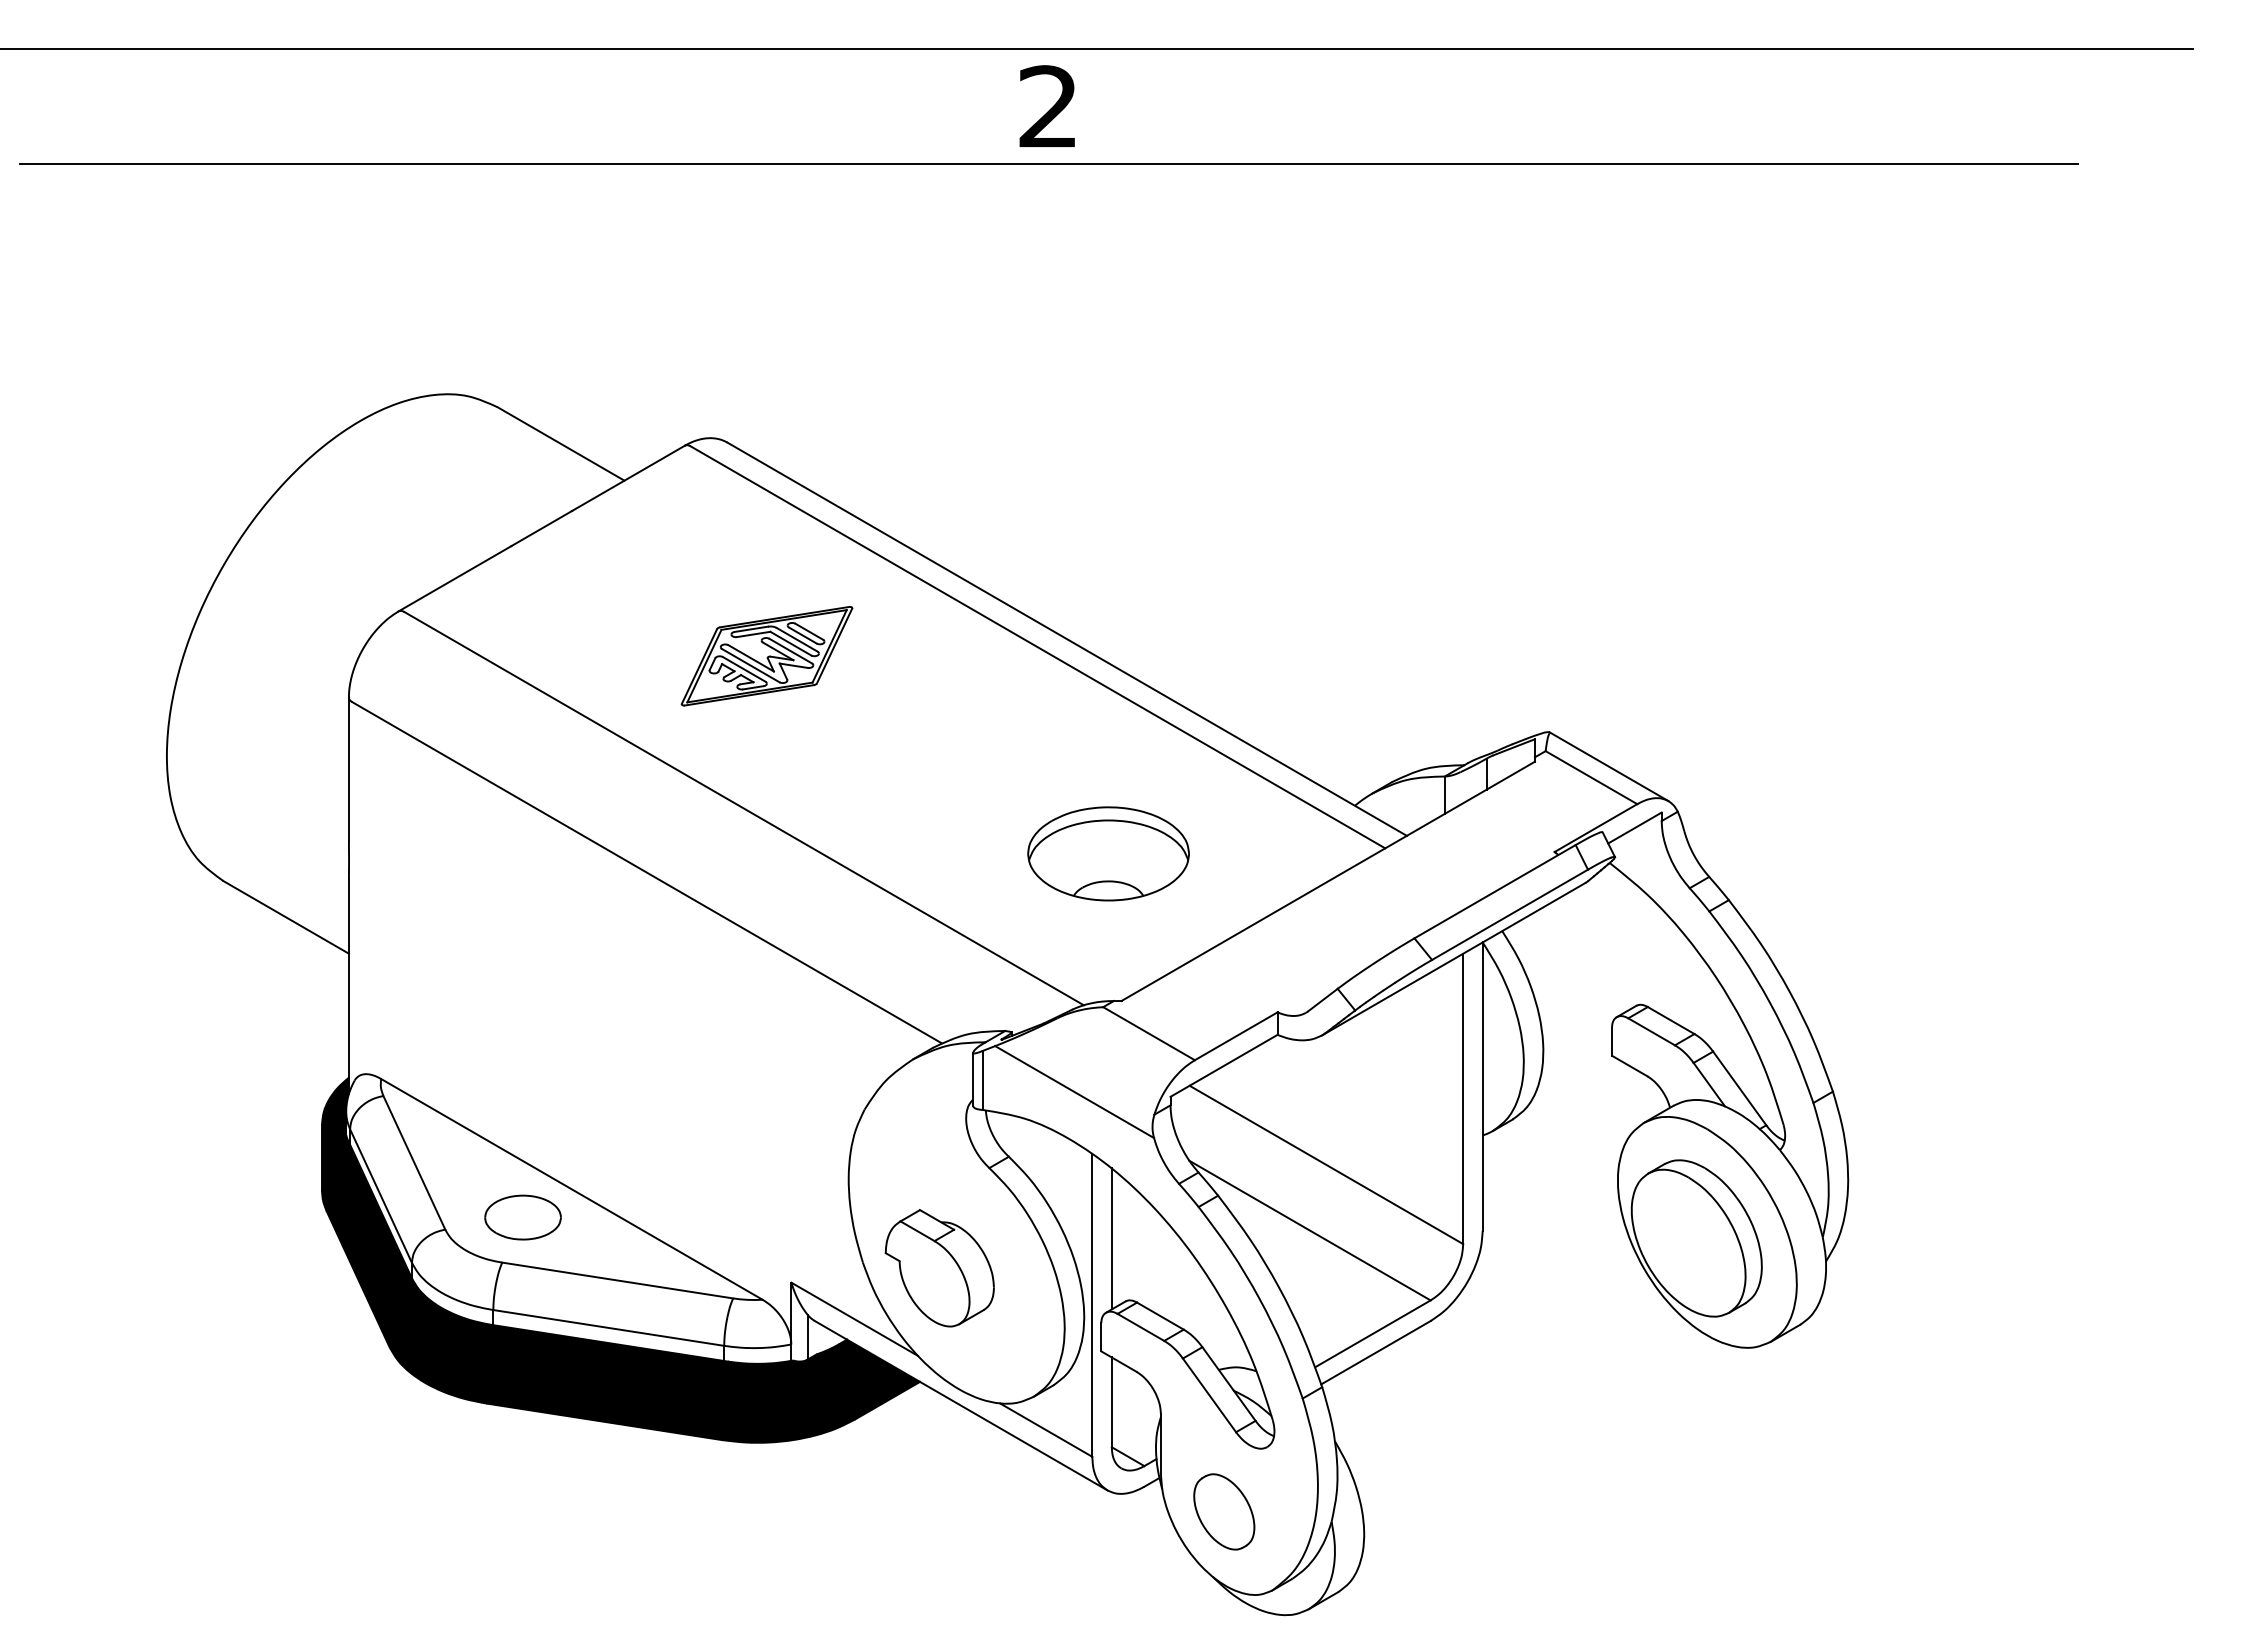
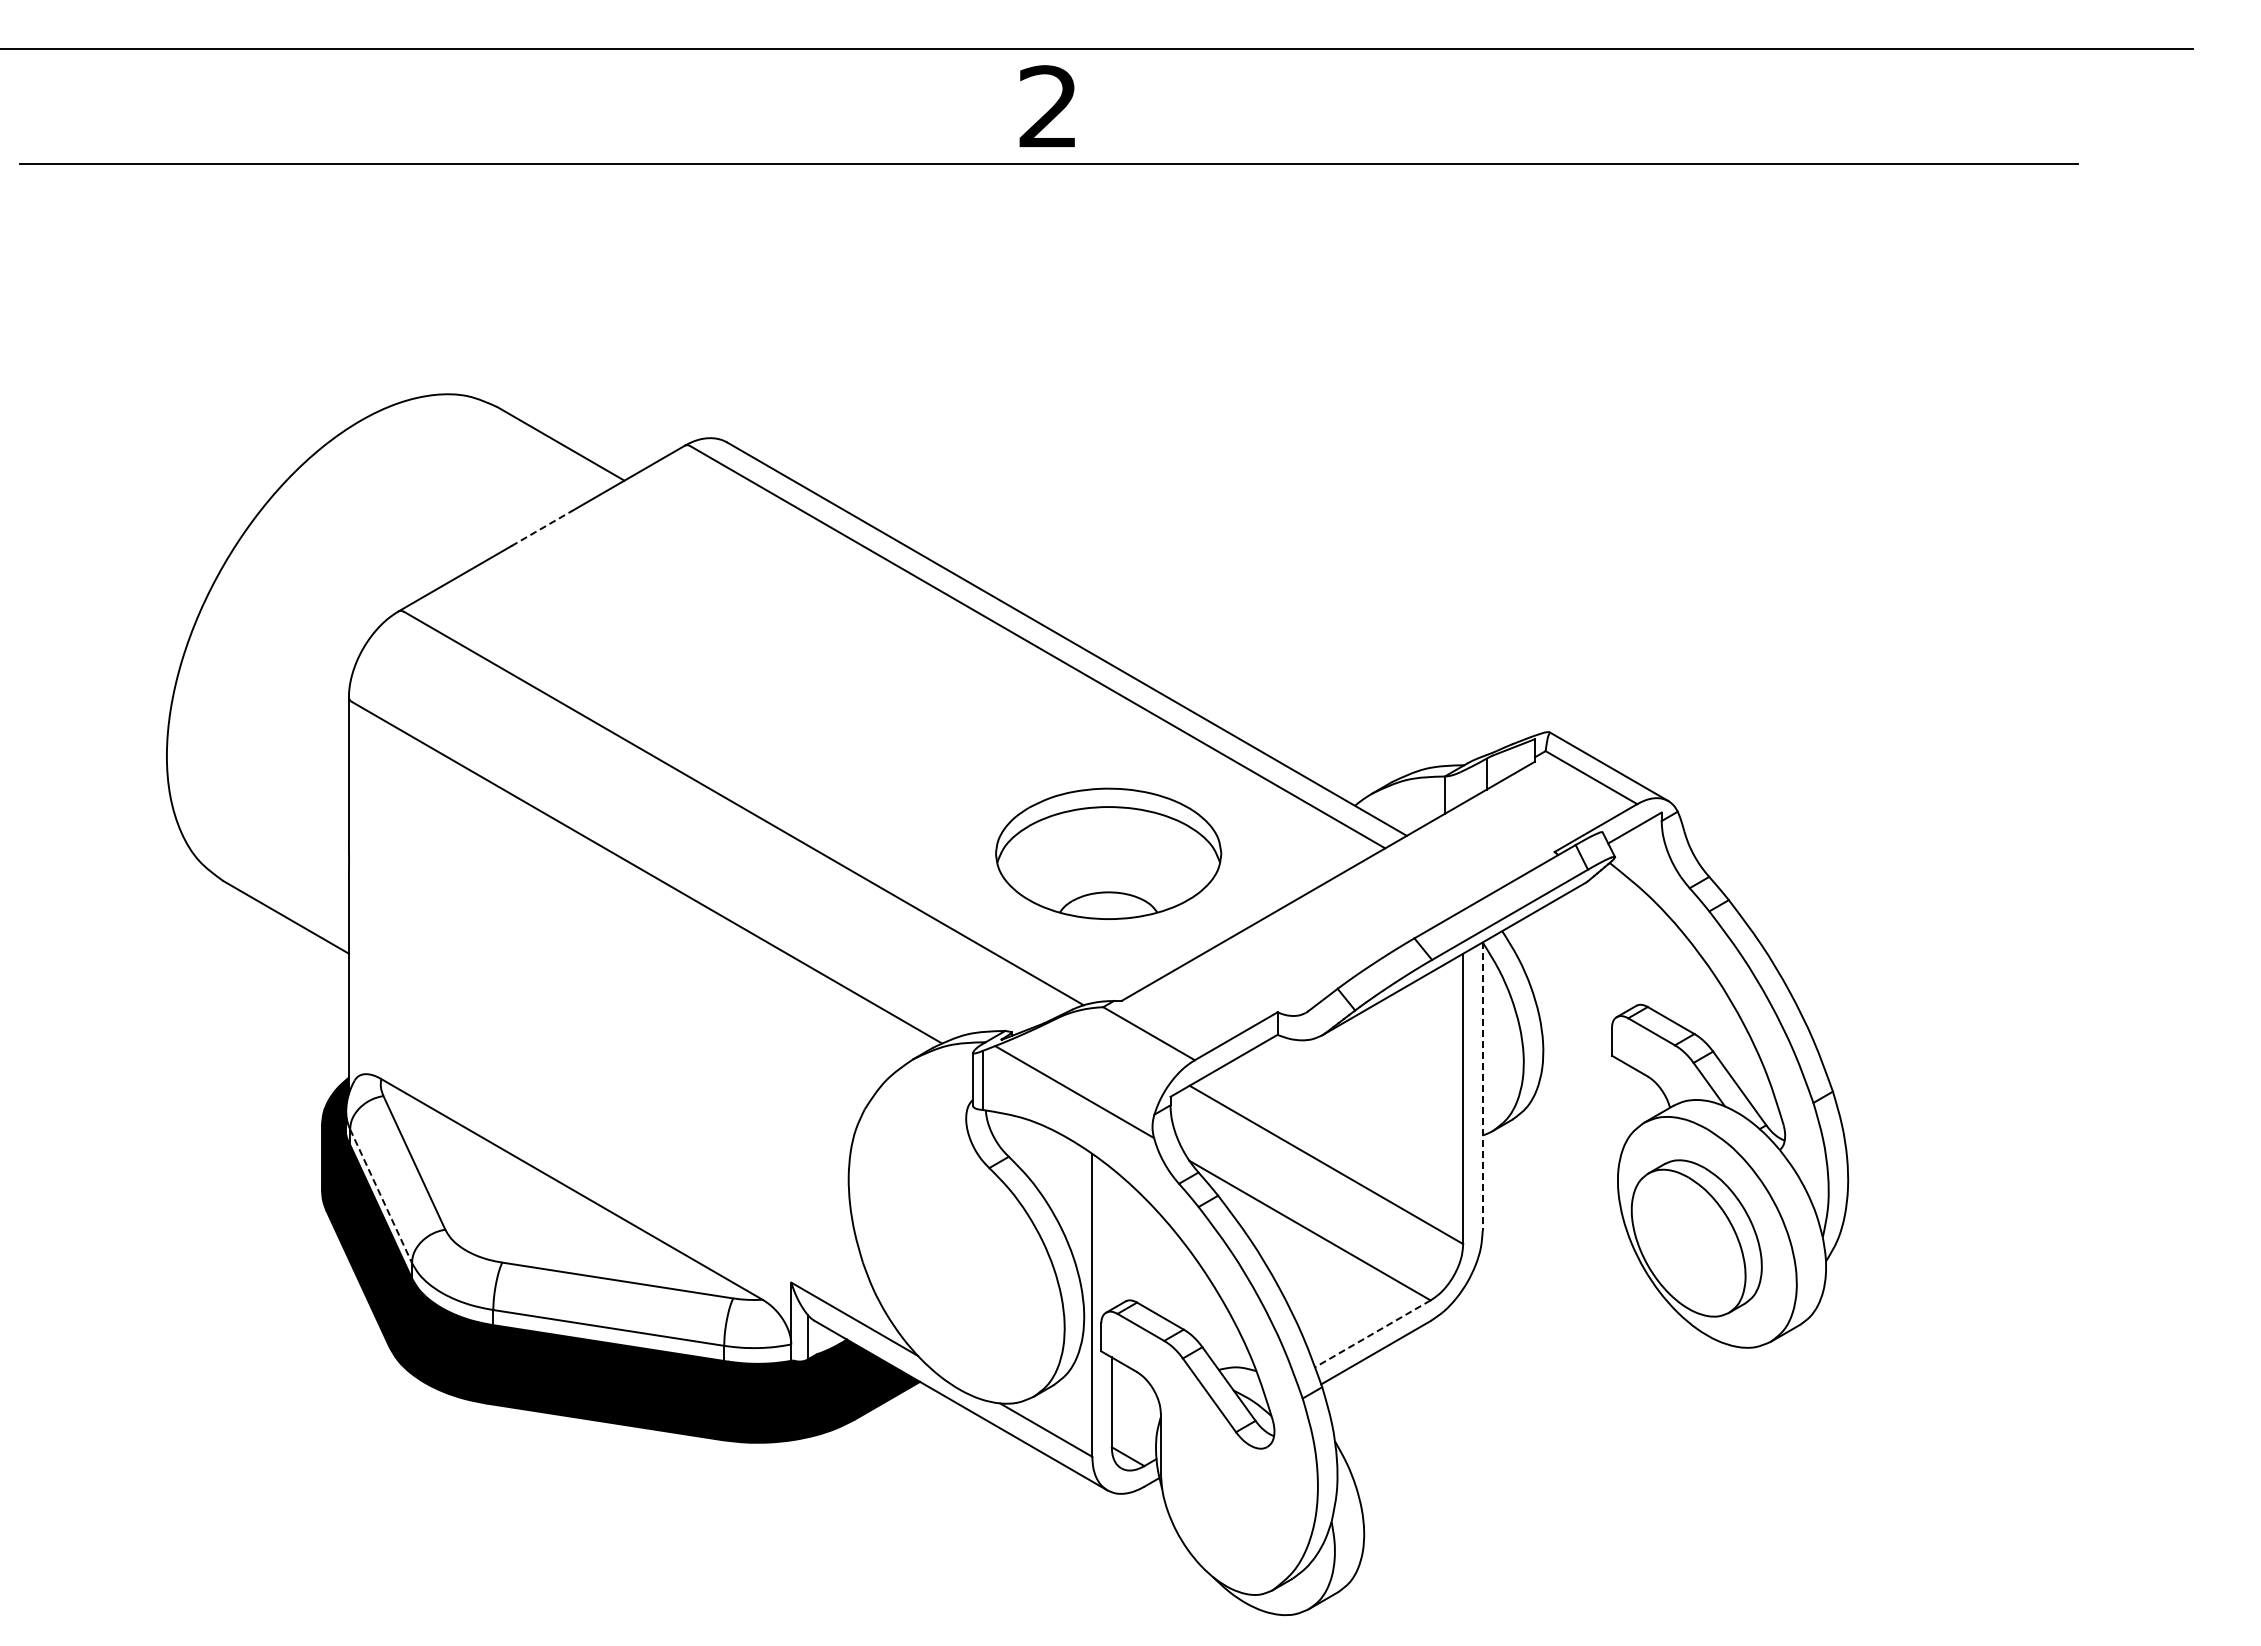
line: solid -> dashed (542, 528)
part: present -> none (766, 656)
part size: 163x96 px -> 228x133 px (1108, 853)
line: solid -> dashed (1482, 1087)
line: solid -> dashed (381, 1196)
part: present -> none (522, 1217)
line: present -> none (1111, 1238)
part: present -> none (939, 1268)
line: solid -> dashed (1372, 1333)
part: present -> none (1224, 1511)
